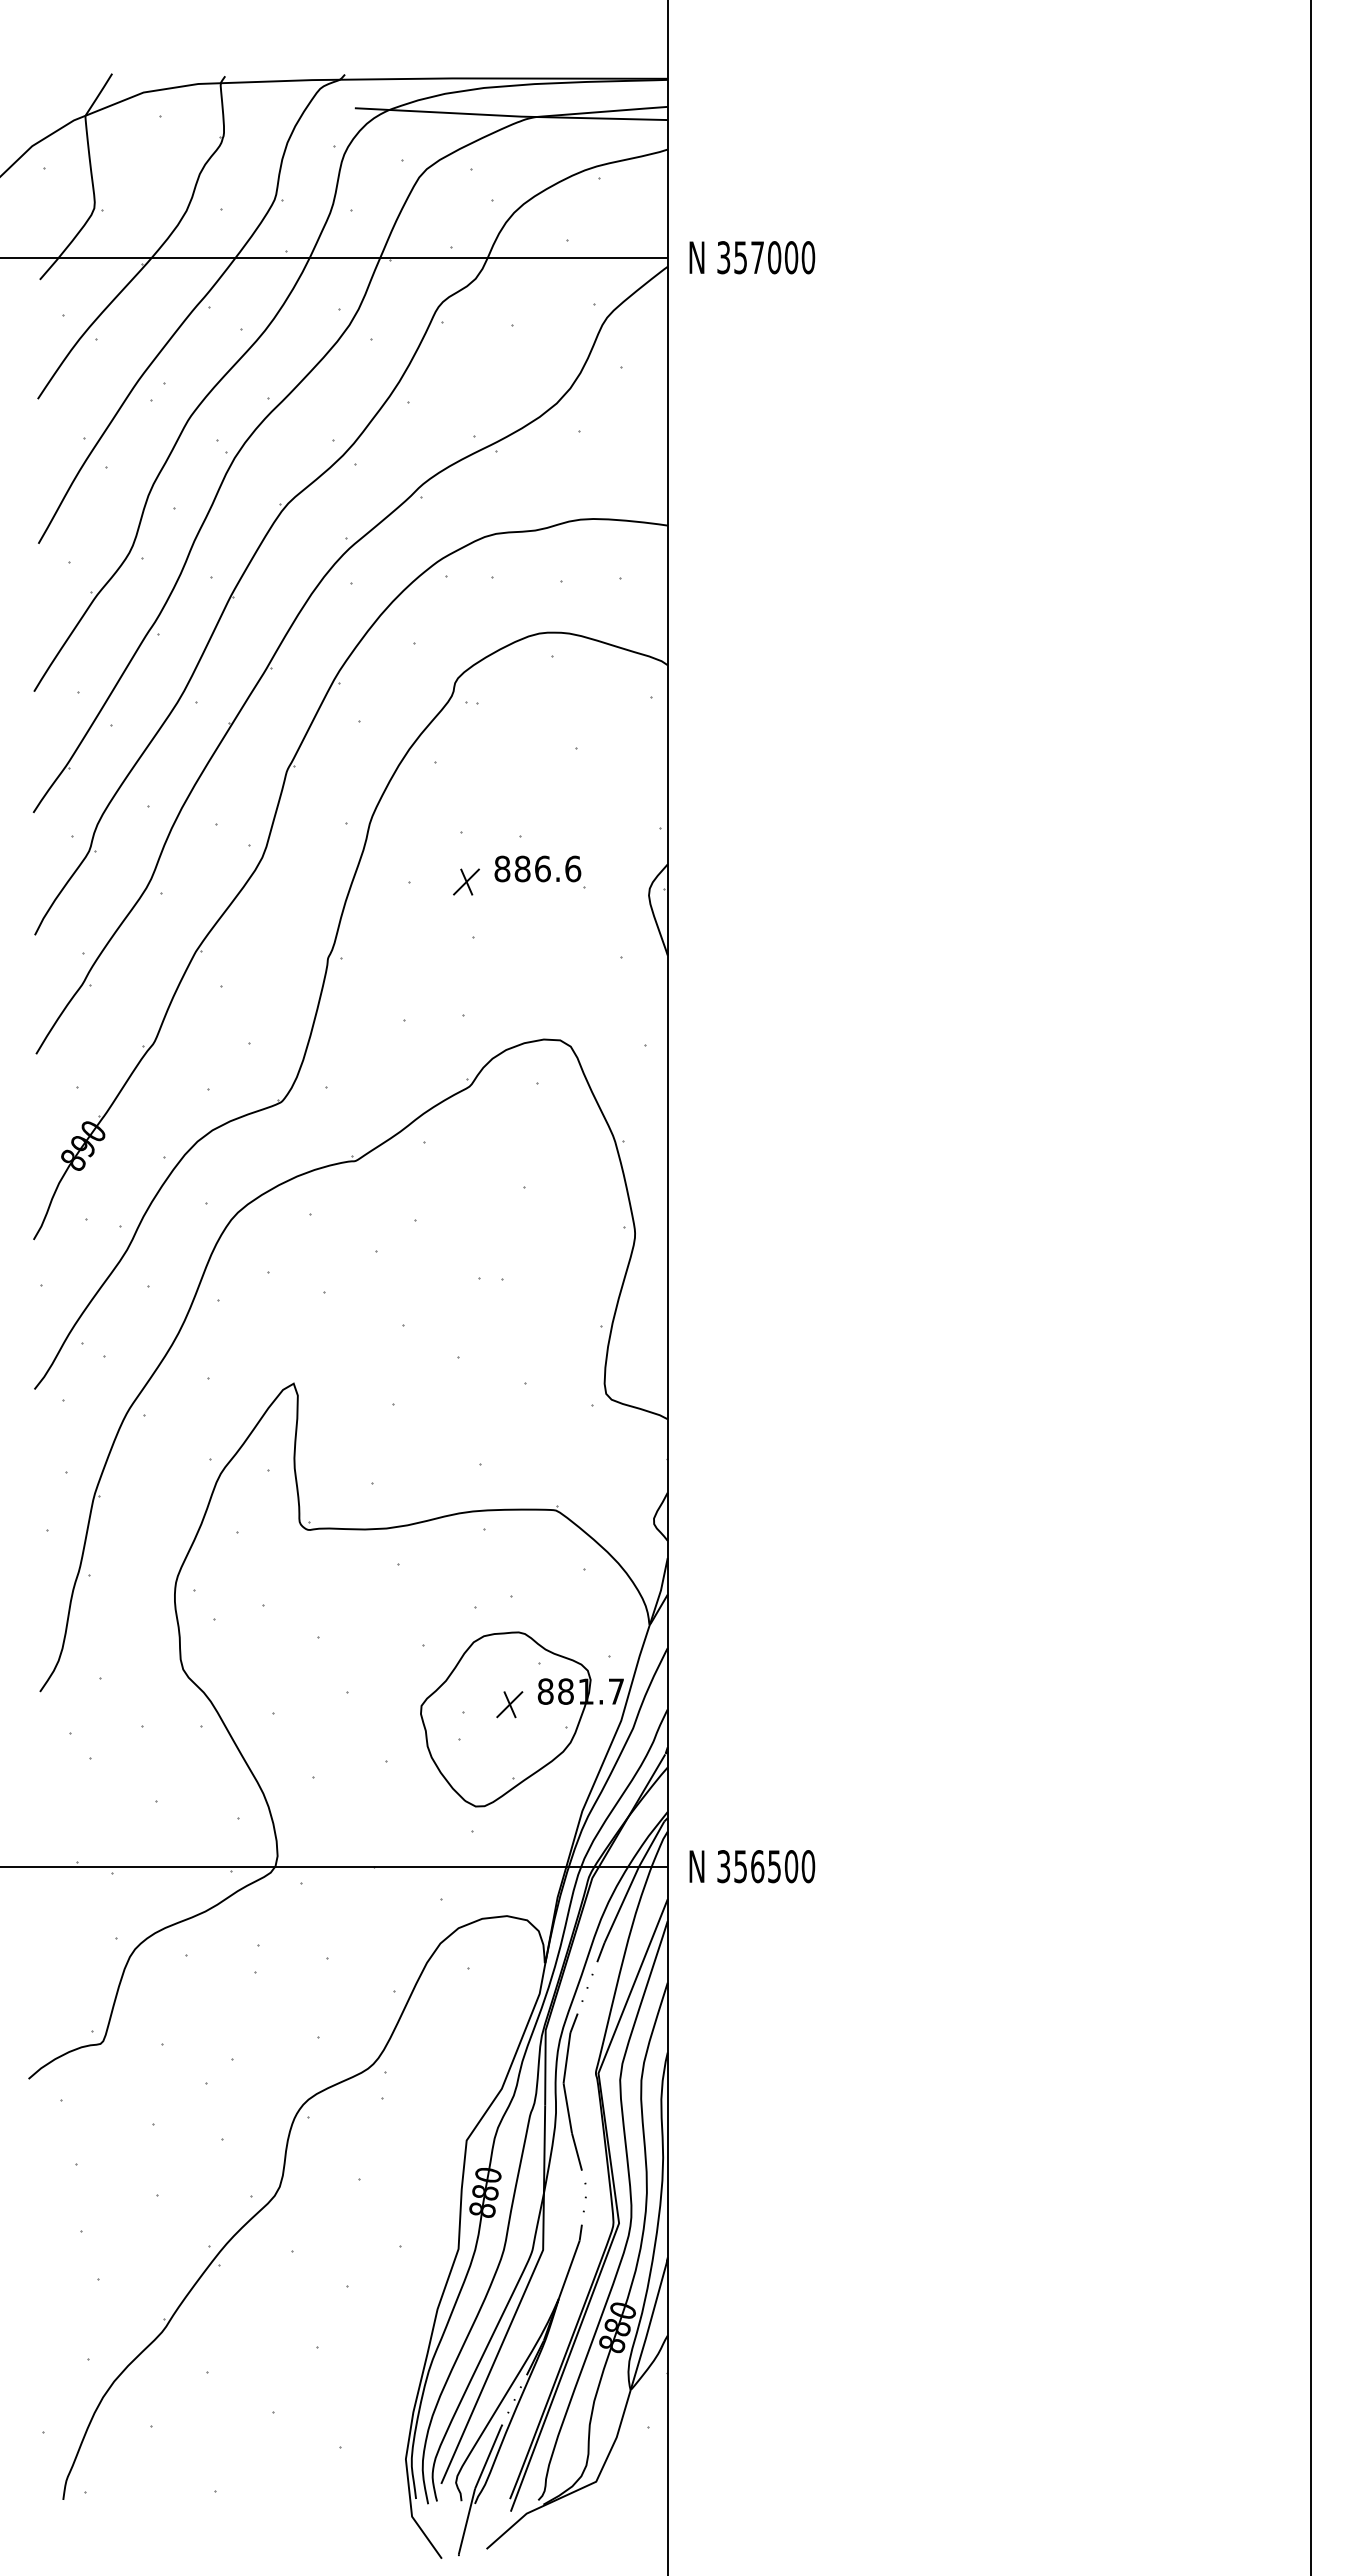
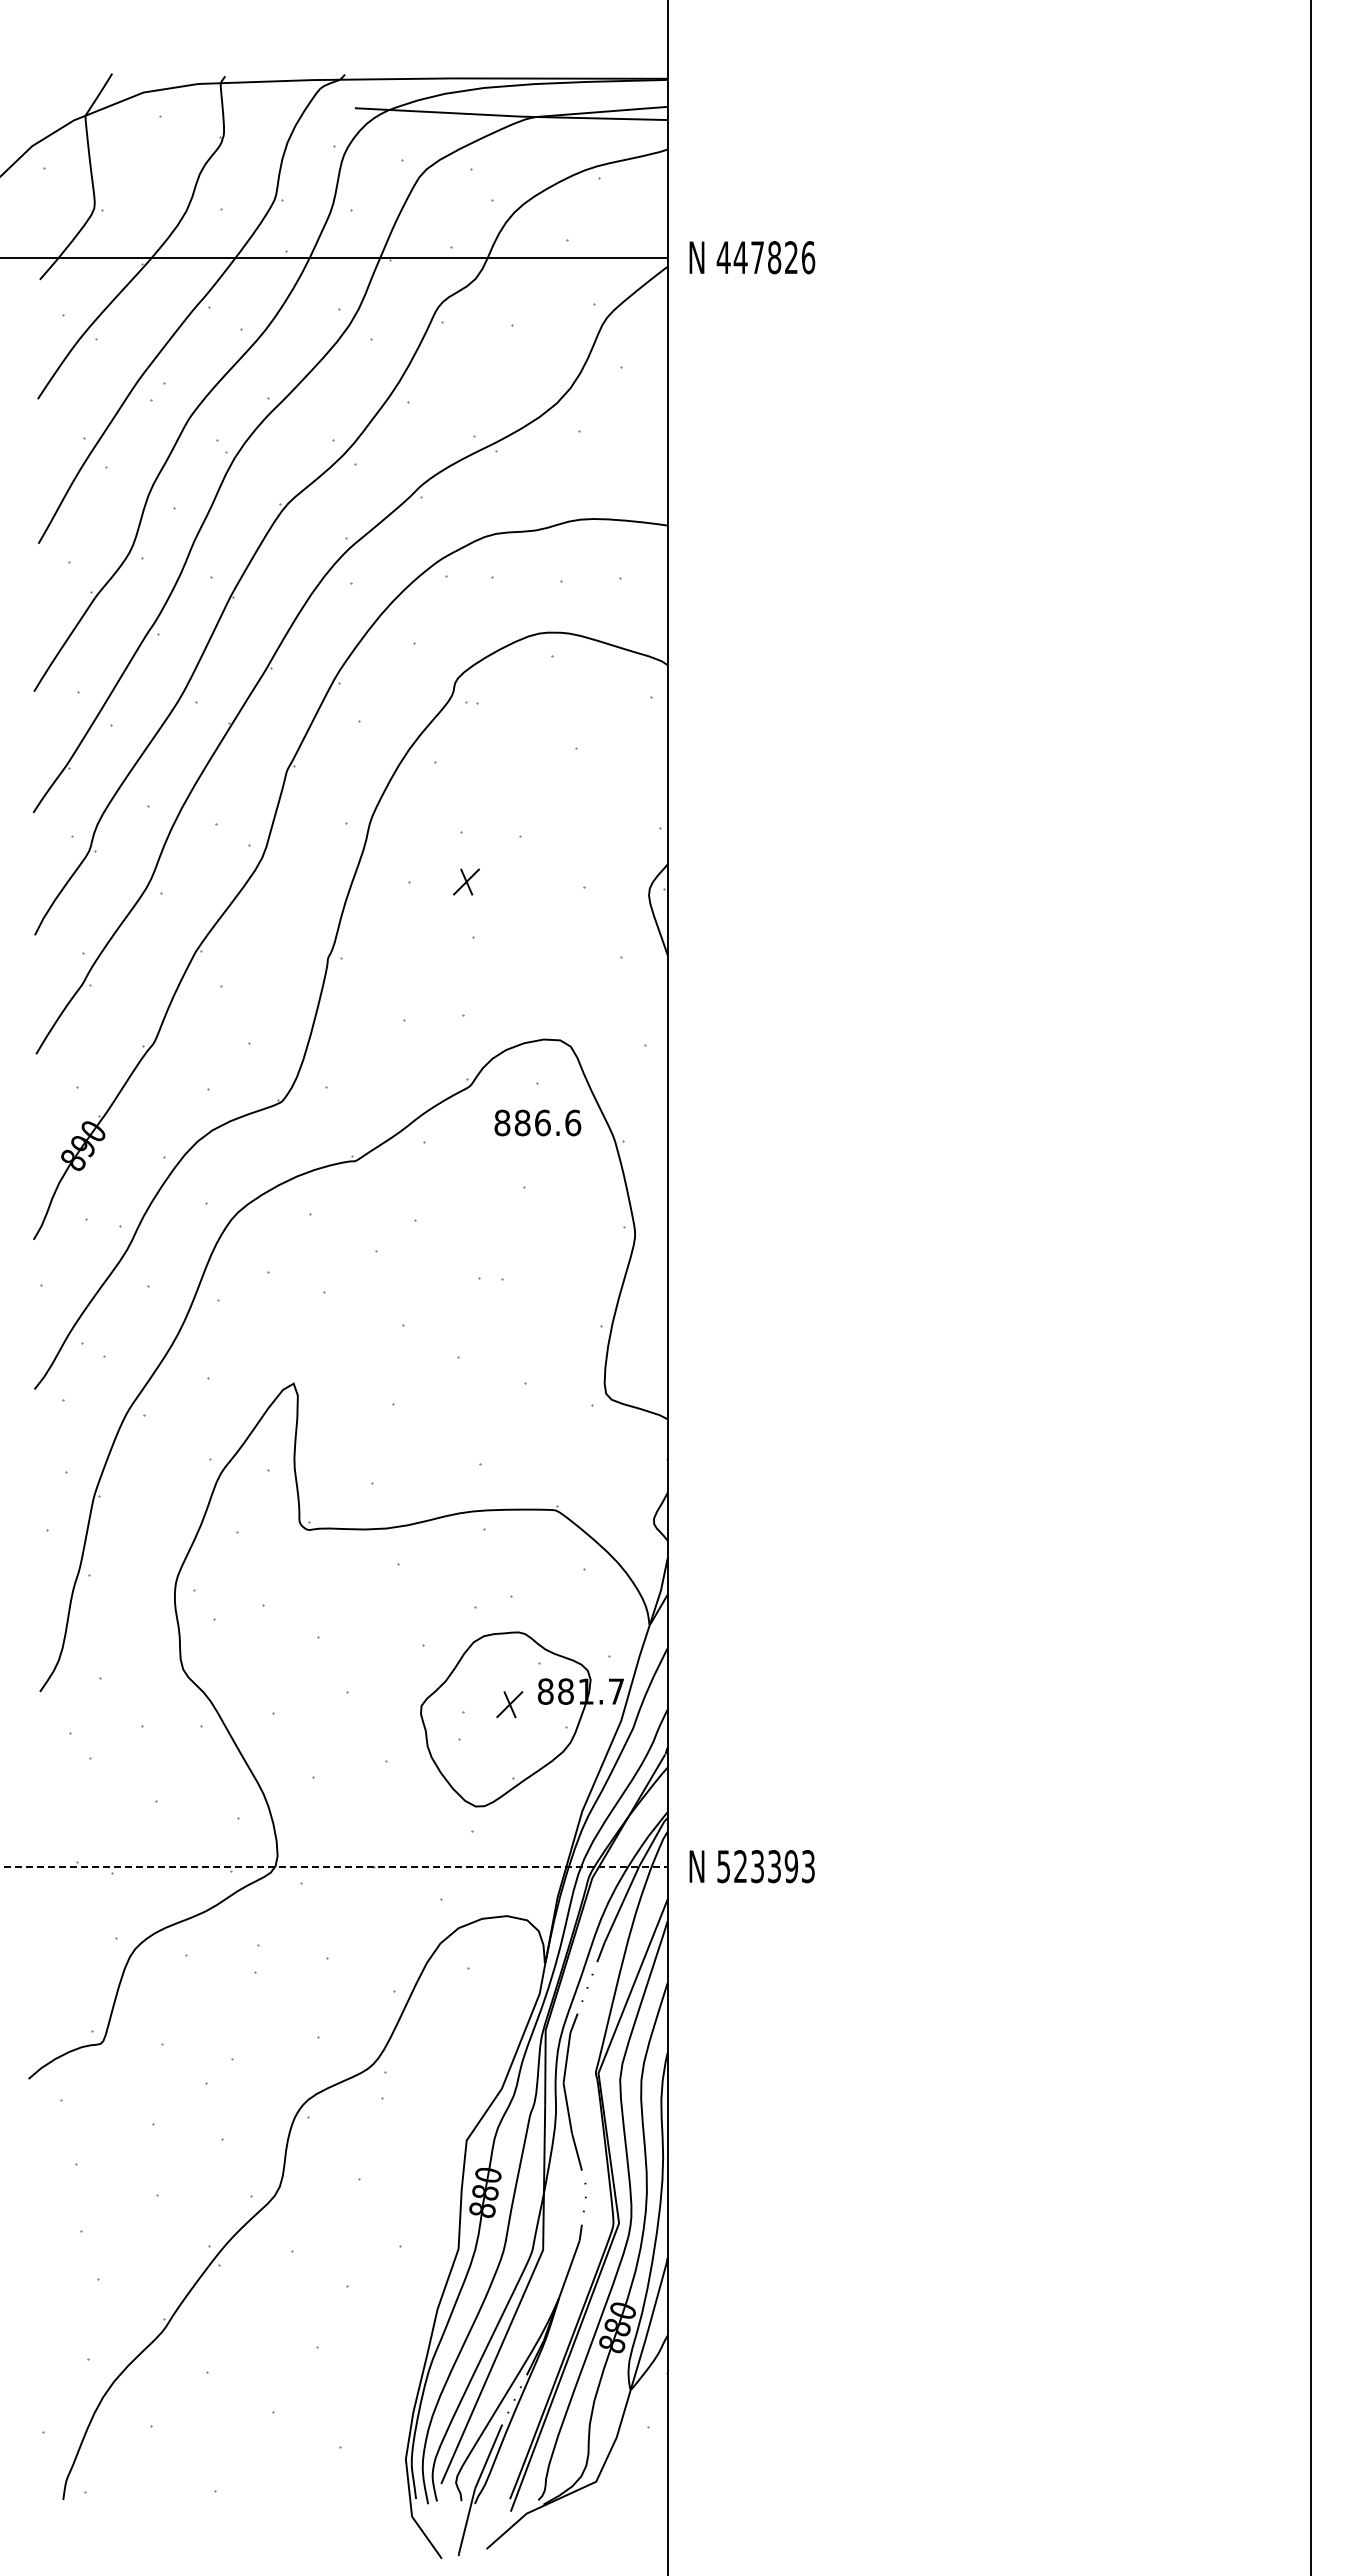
text: 357000 -> 447826 (765, 257)
text position: (537, 868) -> (537, 1122) (537, 1122)
line: solid -> dashed (335, 1866)
text: 356500 -> 523393 (766, 1866)
